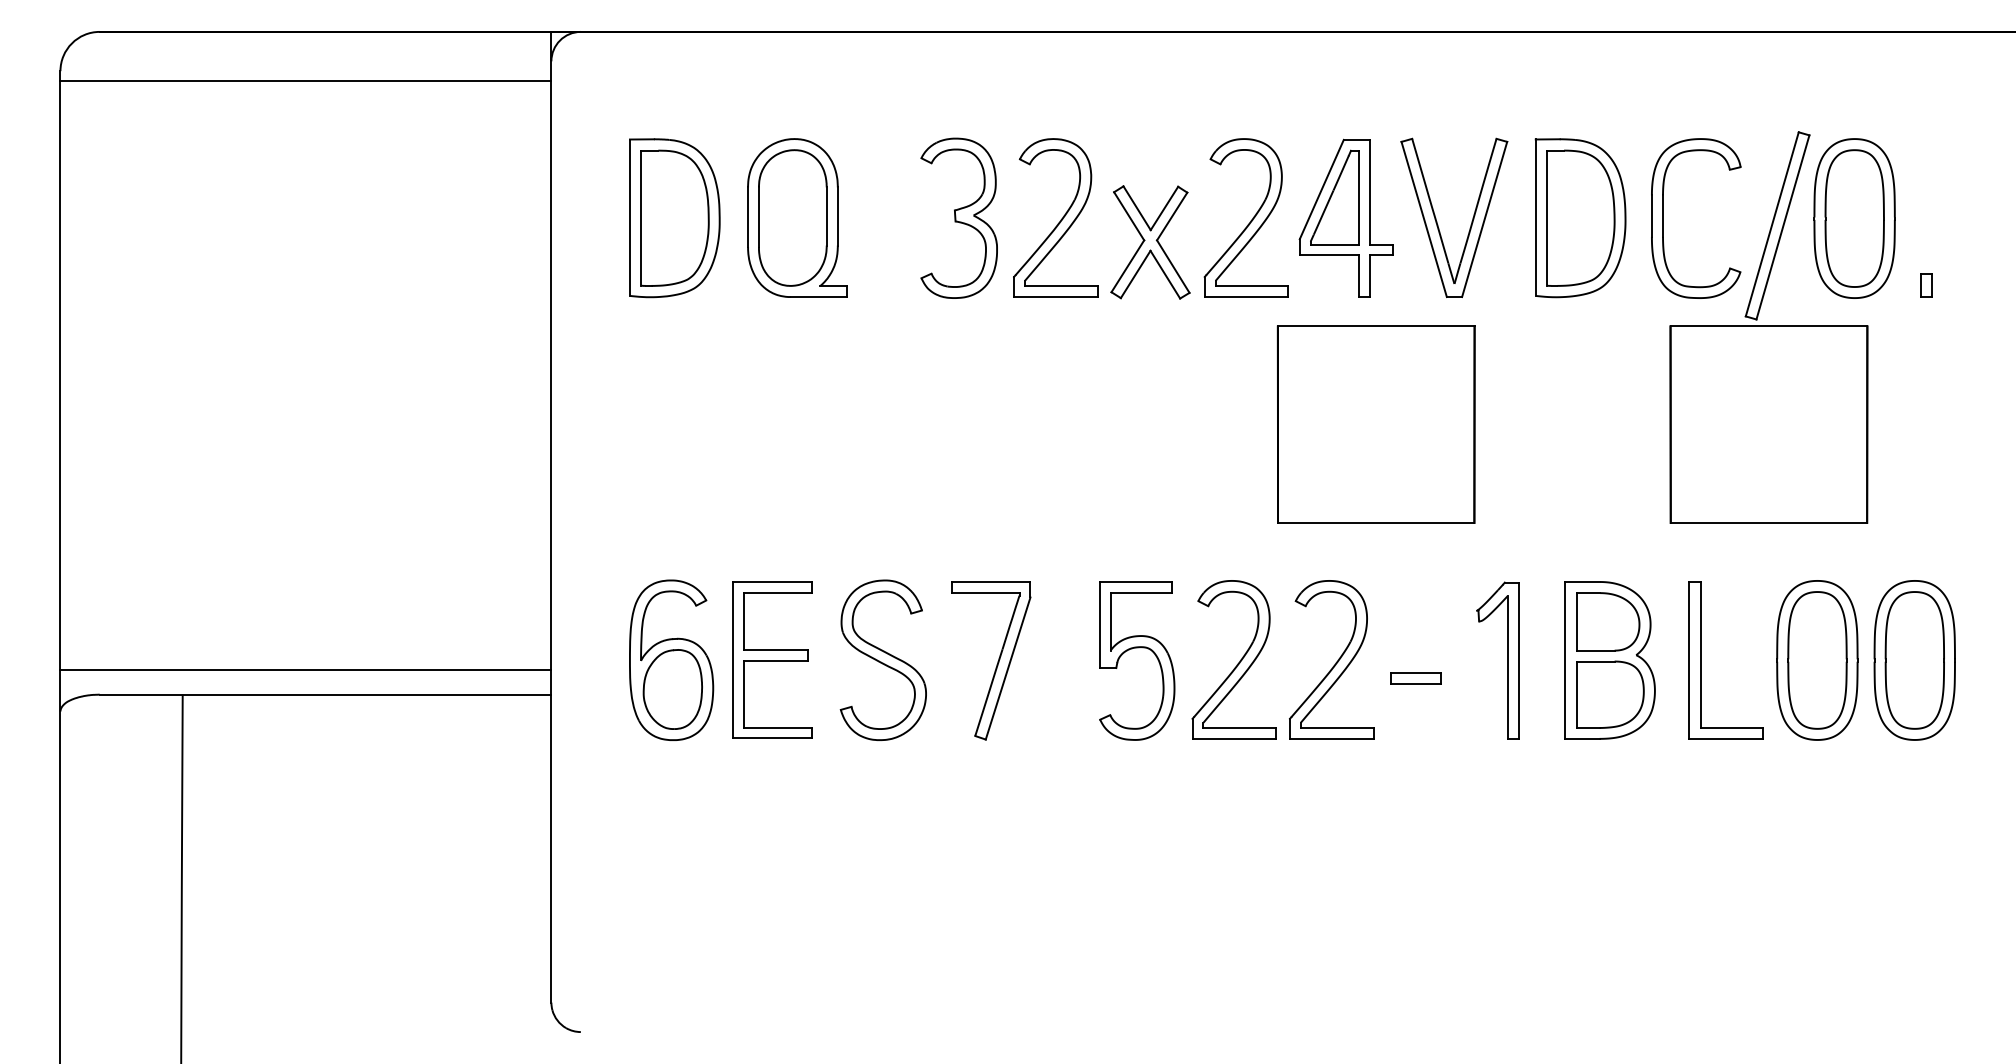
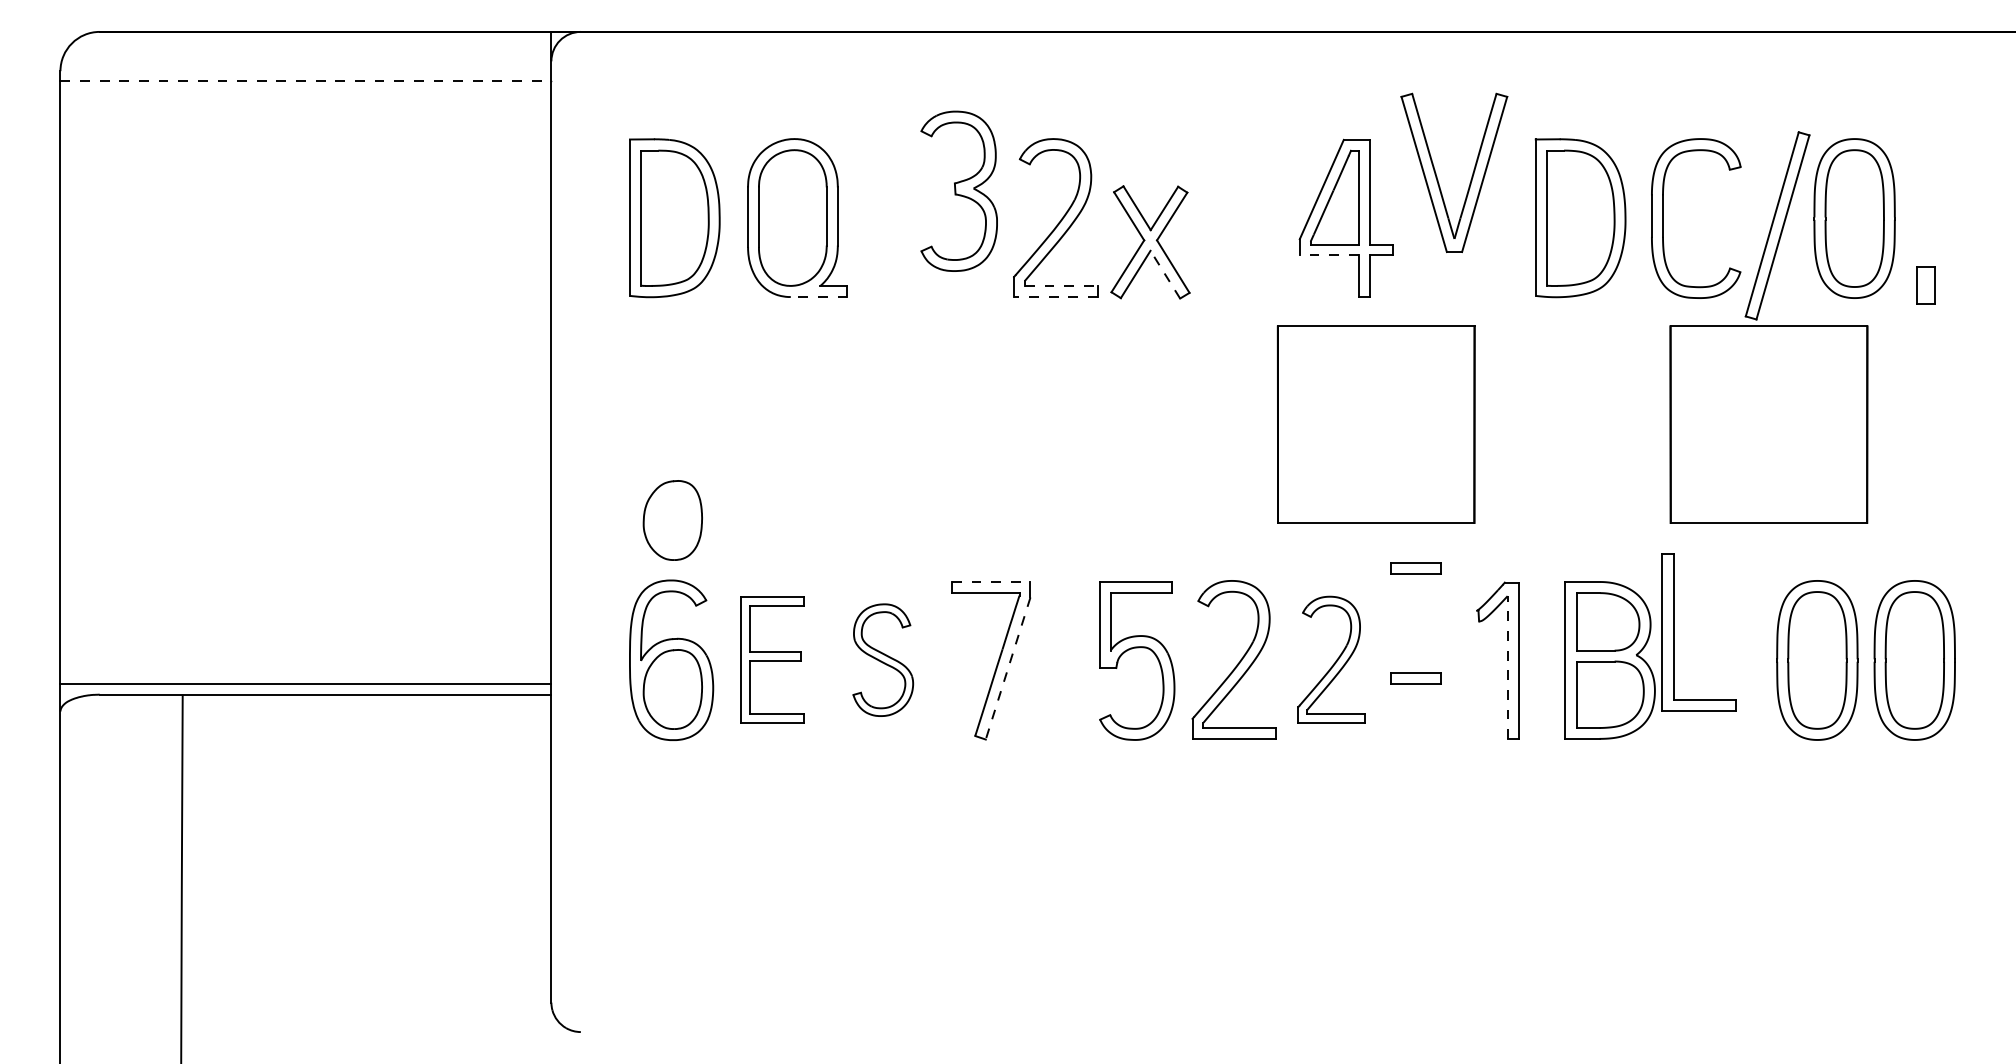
line: solid -> dashed (306, 81)
part position: (958, 217) -> (958, 190) (958, 190)
part: present -> none (1245, 217)
part position: (1437, 221) -> (1437, 176) (1437, 176)
line: solid -> dashed (1328, 255)
line: solid -> dashed (1165, 274)
part size: 13x25 px -> 20x39 px (1925, 285)
line: solid -> dashed (1061, 286)
line: solid -> dashed (818, 297)
line: solid -> dashed (1055, 297)
part: none -> present (672, 520)
part: none -> present (1415, 568)
line: solid -> dashed (991, 581)
part size: 81x158 px -> 65x128 px (772, 659)
part size: 88x162 px -> 63x114 px (883, 659)
part size: 86x160 px -> 69x129 px (1331, 659)
part position: (1701, 660) -> (1674, 632) (1674, 632)
line: solid -> dashed (1507, 667)
line: solid -> dashed (1007, 668)
line position: (305, 670) -> (305, 684) (305, 684)
